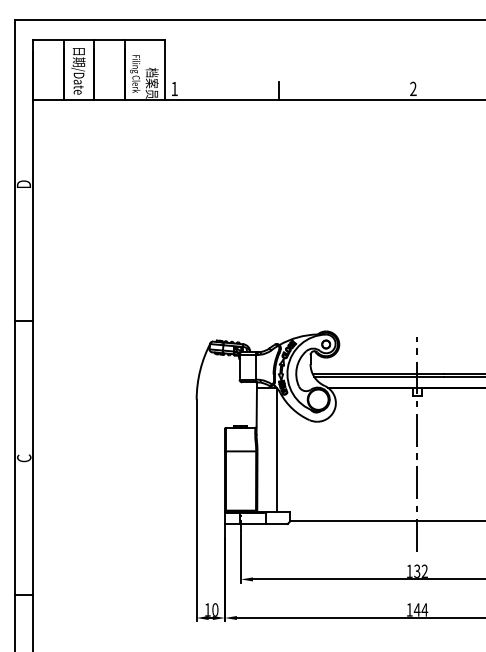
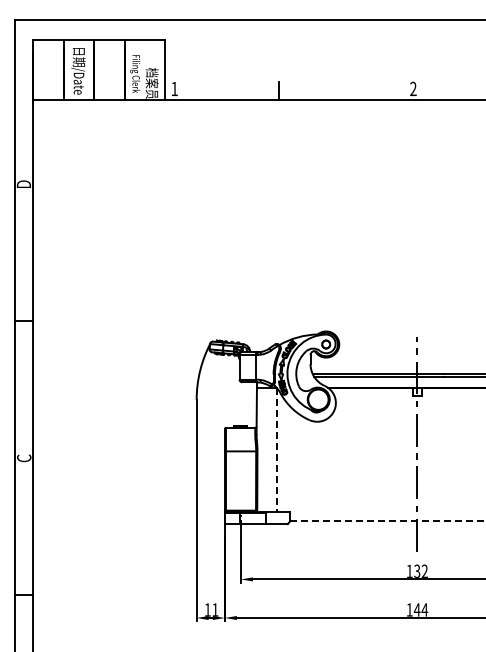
line: solid -> dashed (277, 450)
line: solid -> dashed (388, 521)
text: 10 -> 11 (215, 609)
